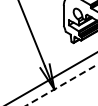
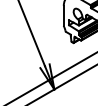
line: dashed -> solid (62, 85)
